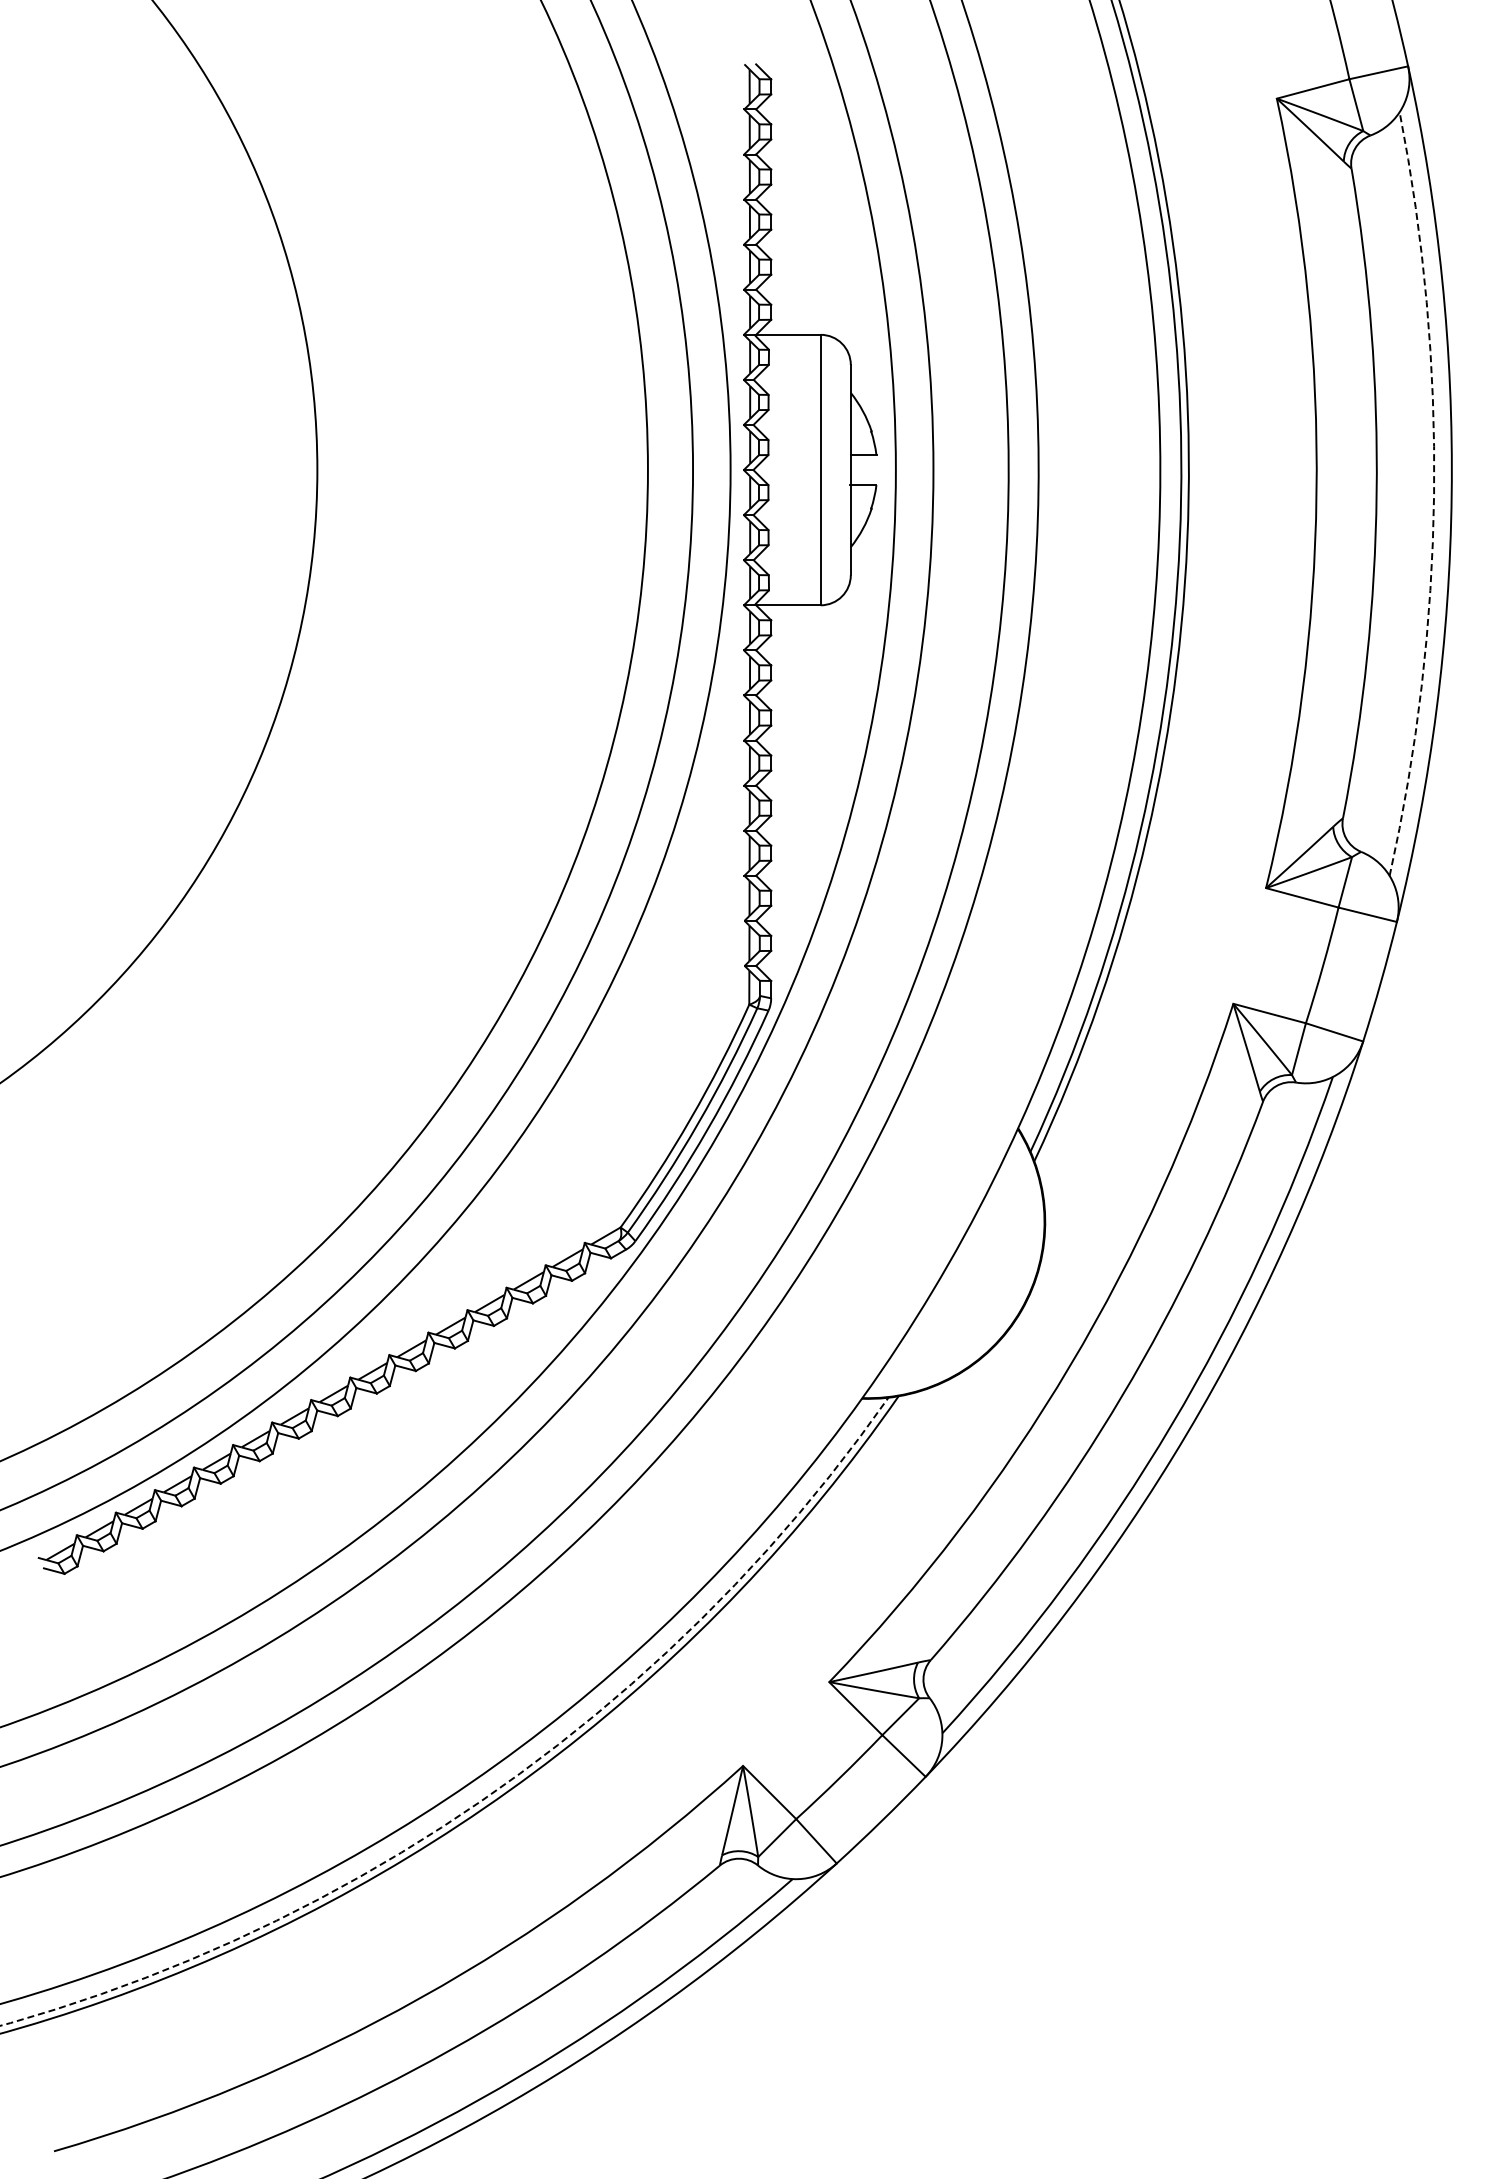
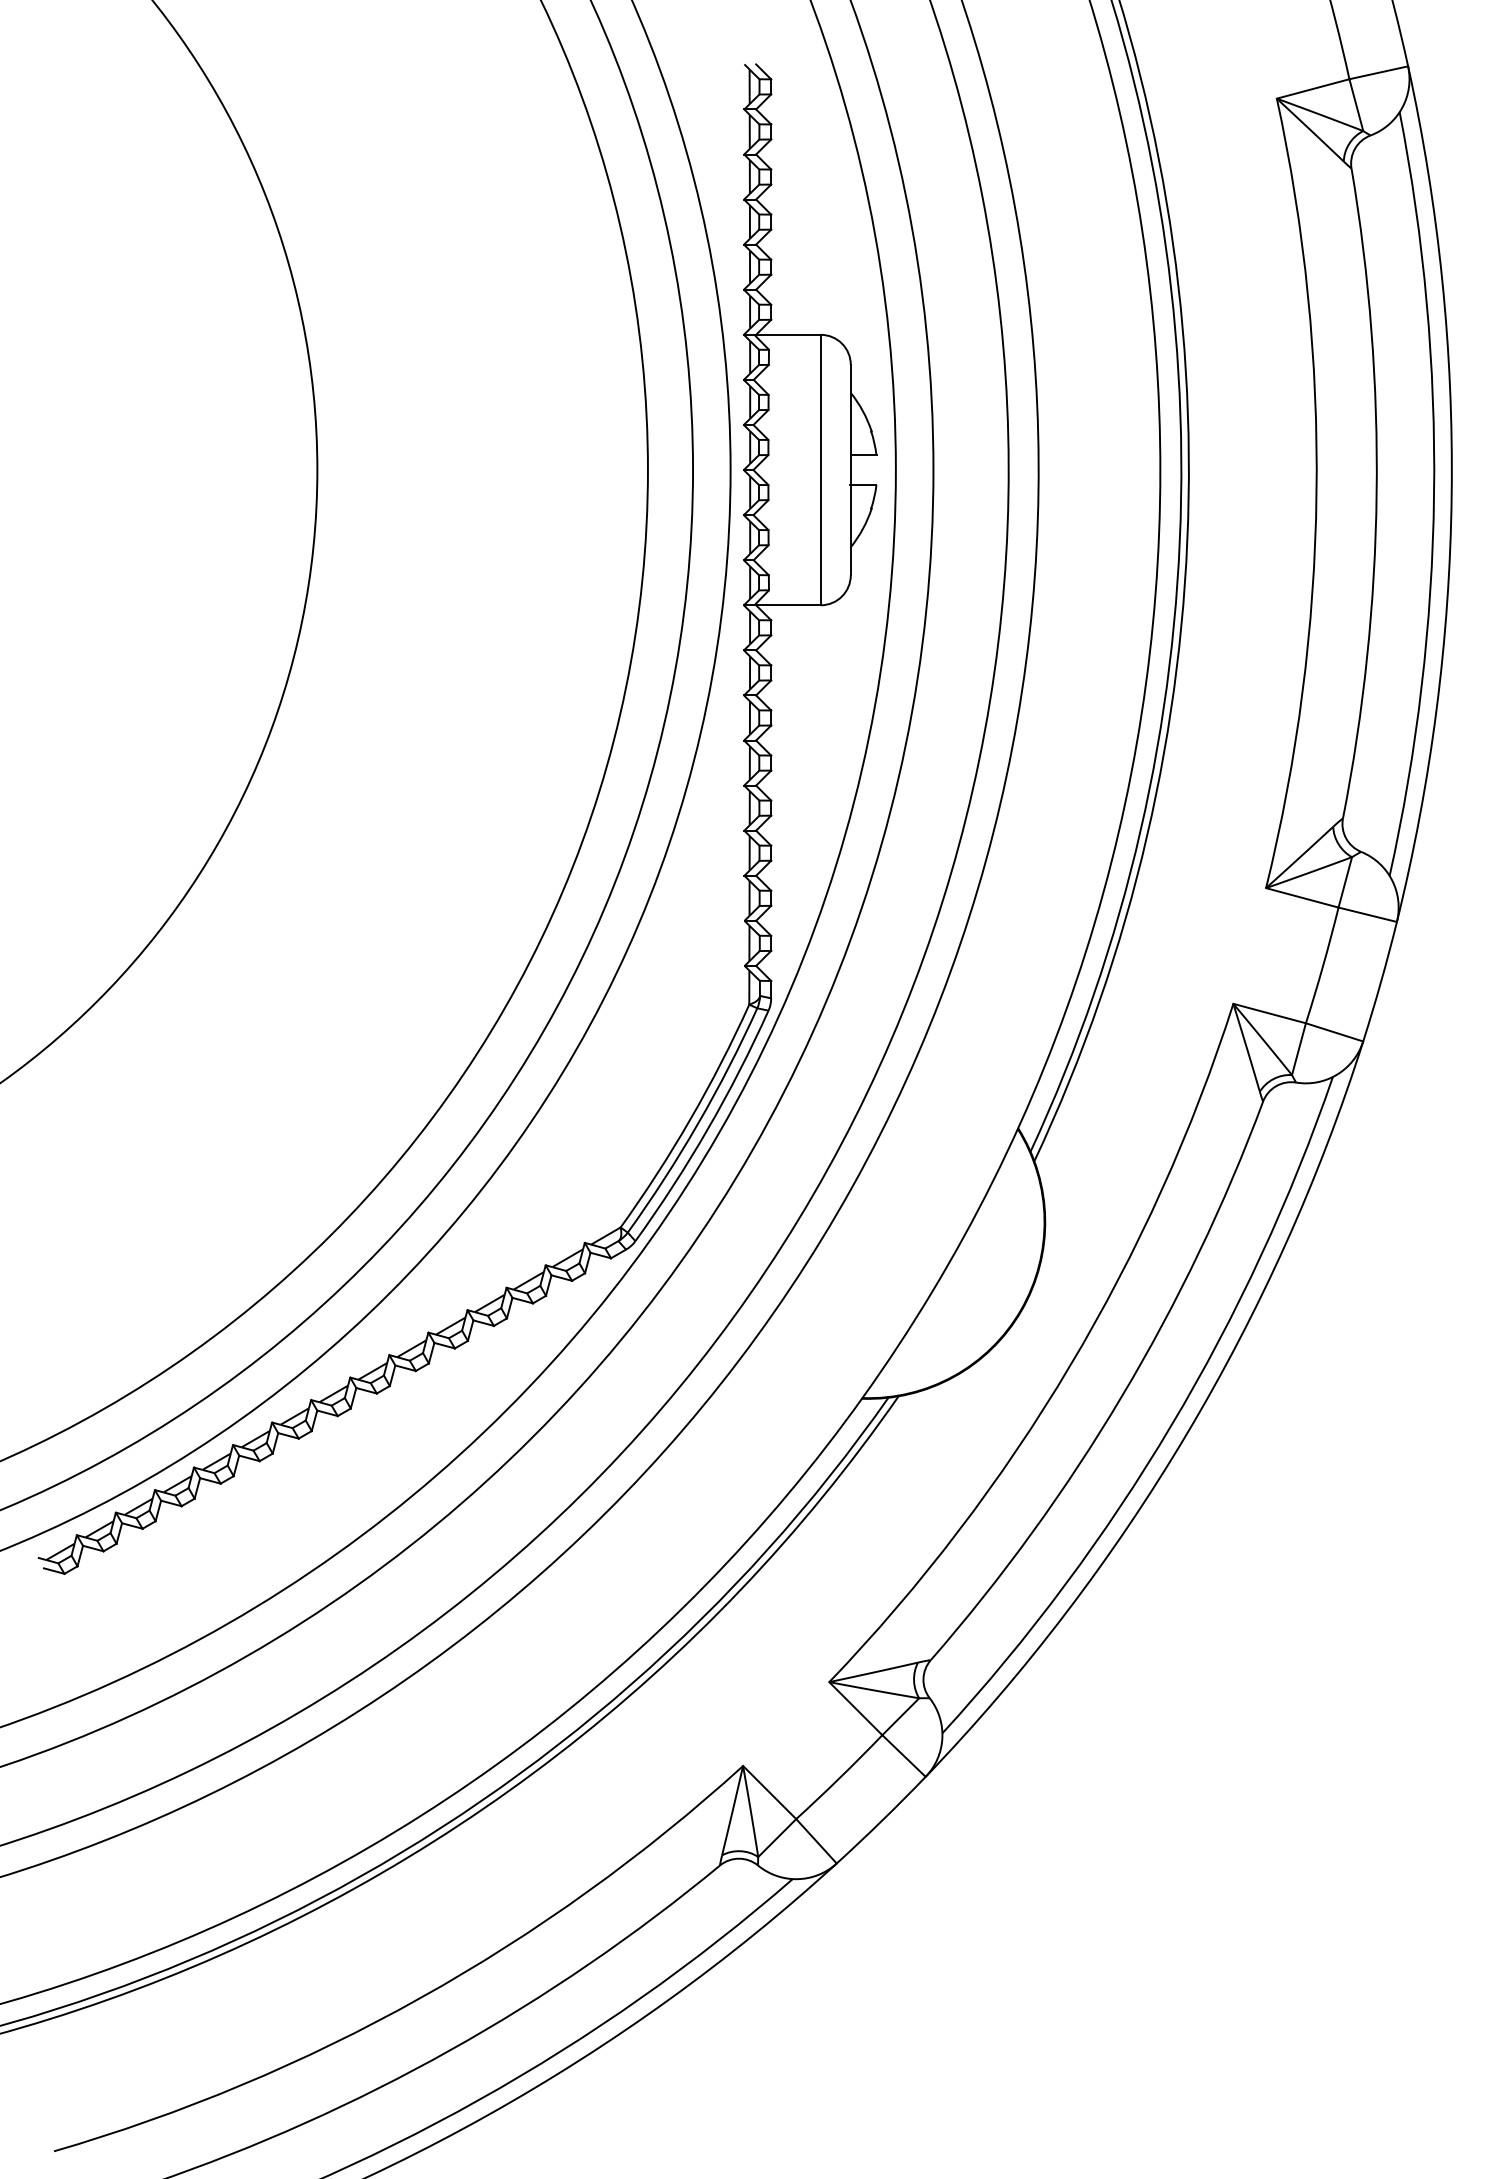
arc: dashed -> solid (1434, 494)
arc: dashed -> solid (500, 1787)
